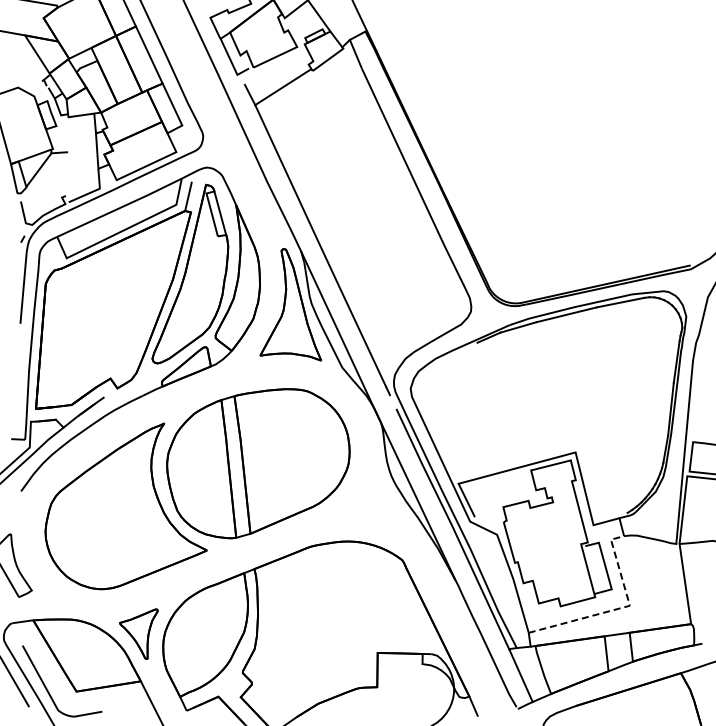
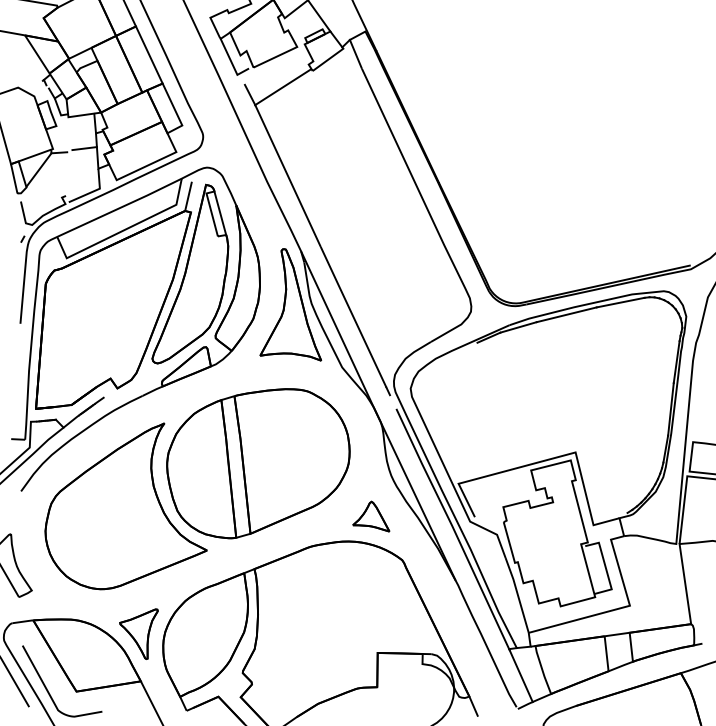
line: none -> present (84, 148)
part: none -> present (371, 516)
line: dashed -> solid (620, 608)
